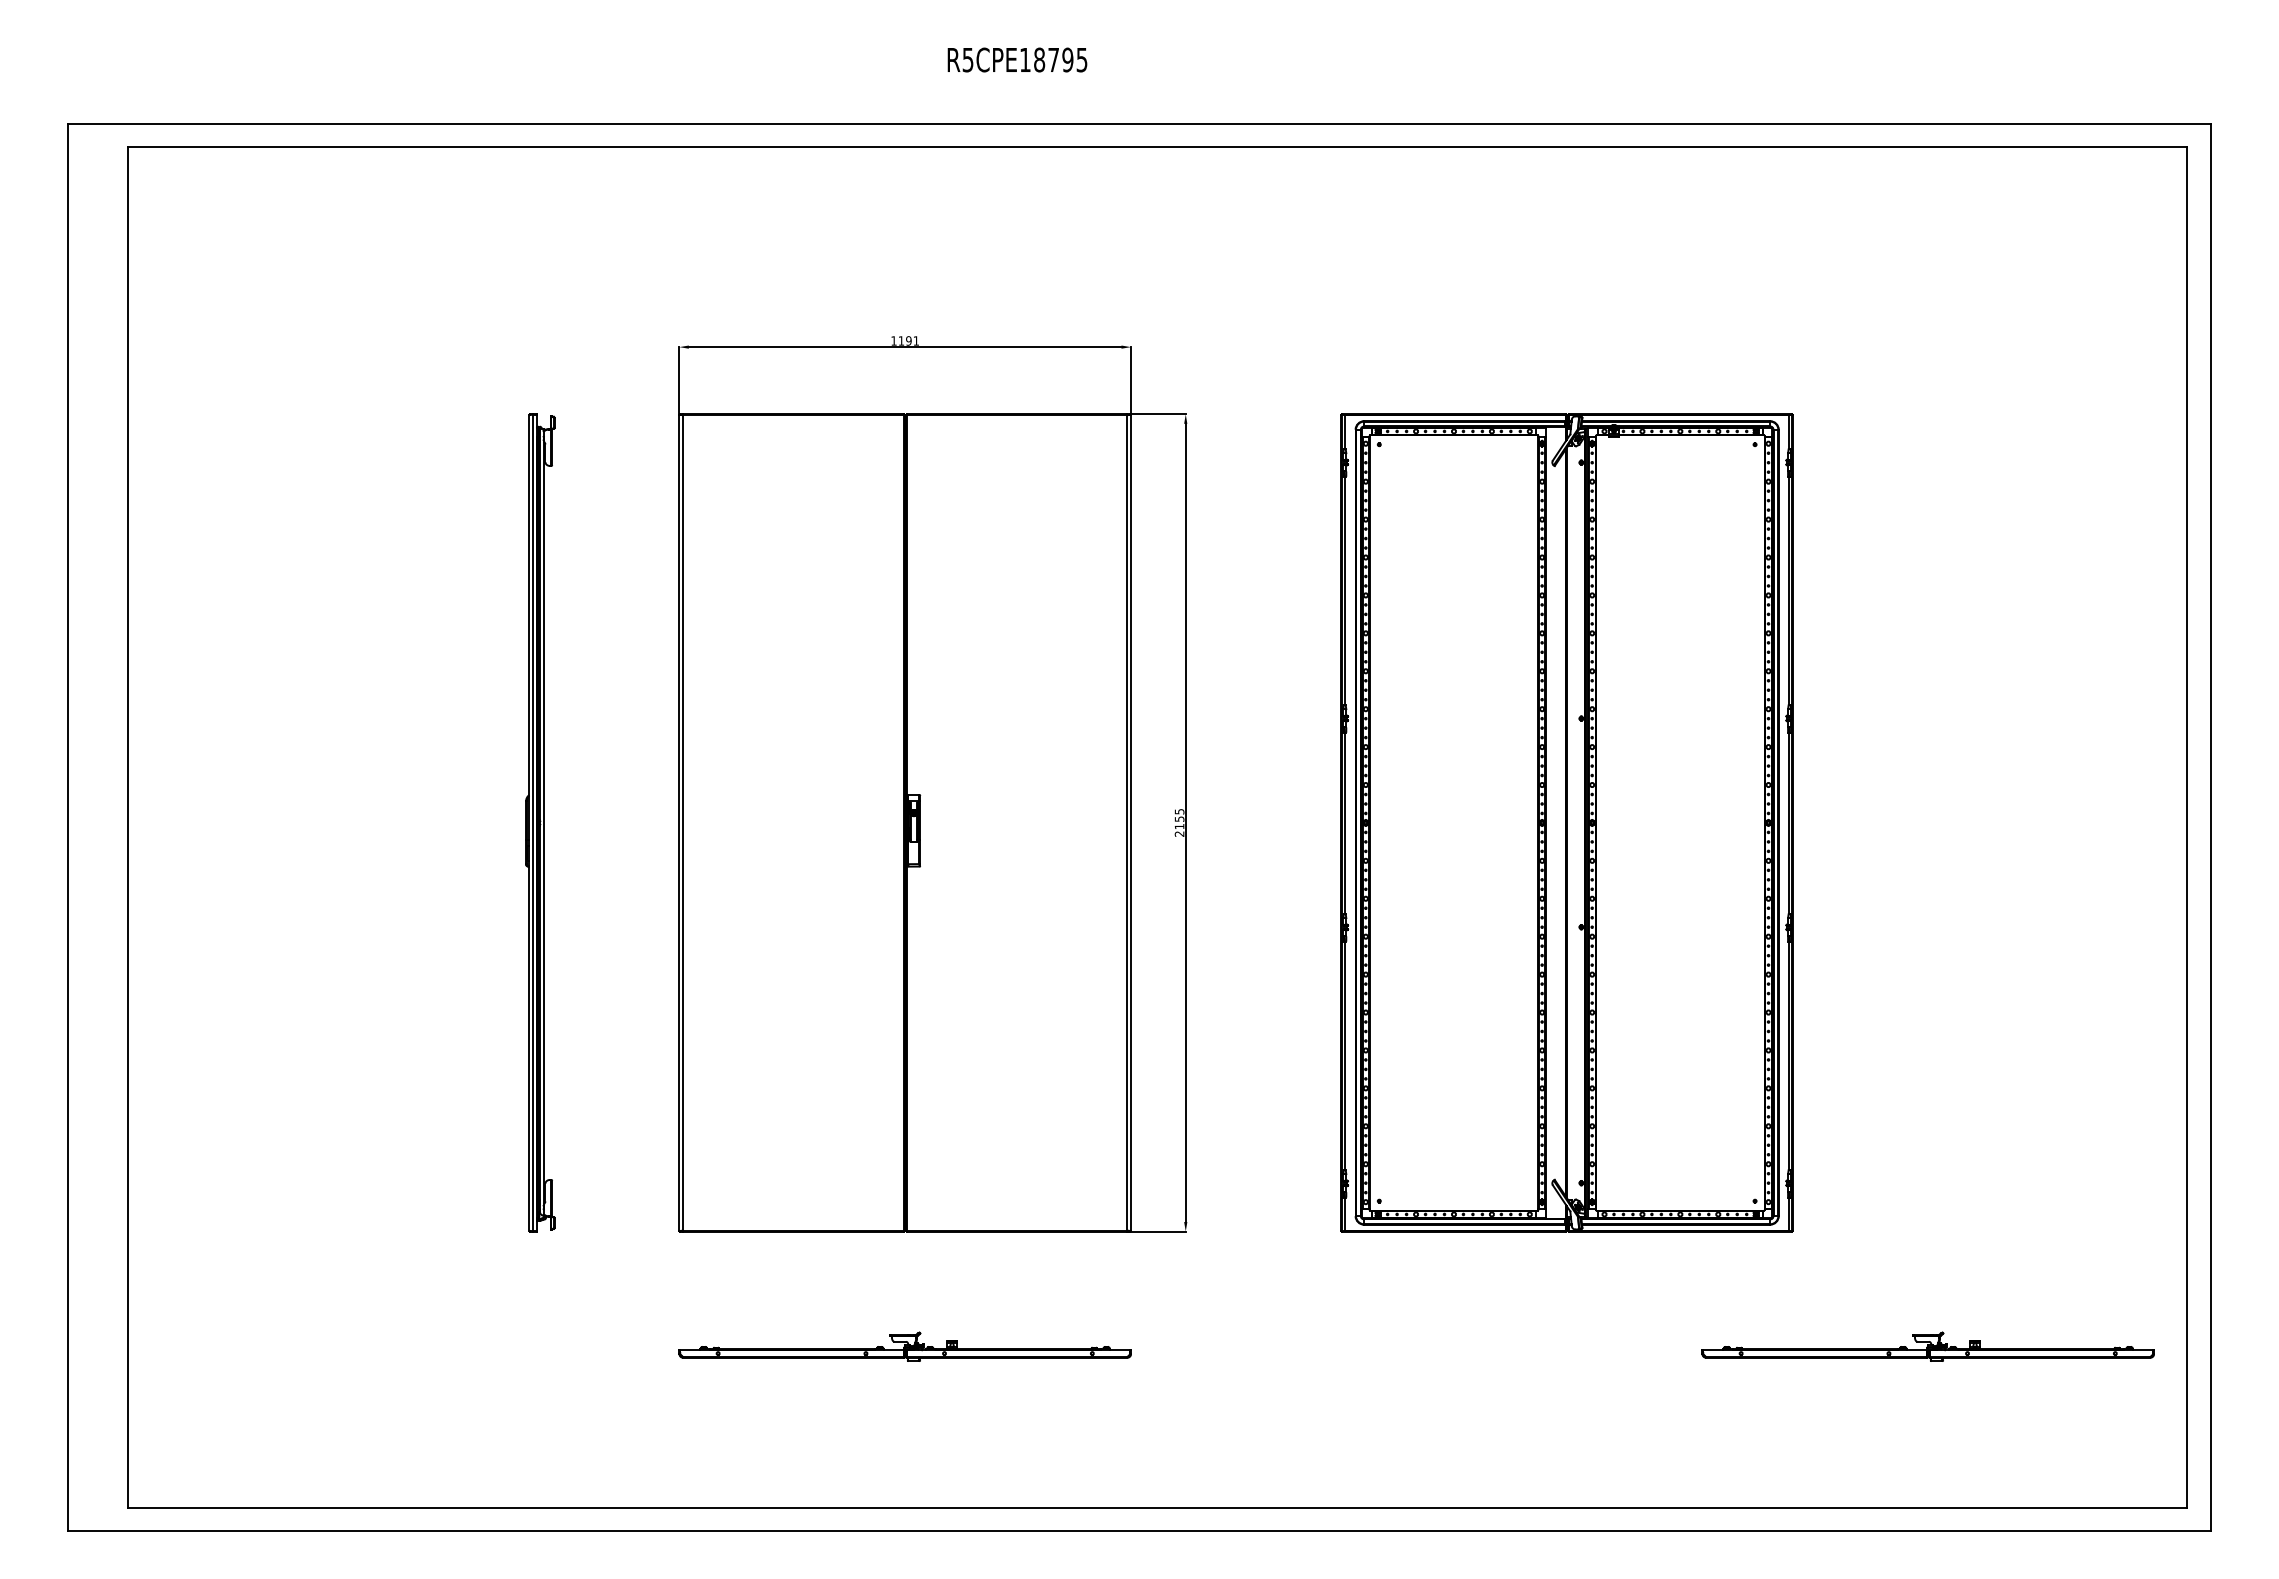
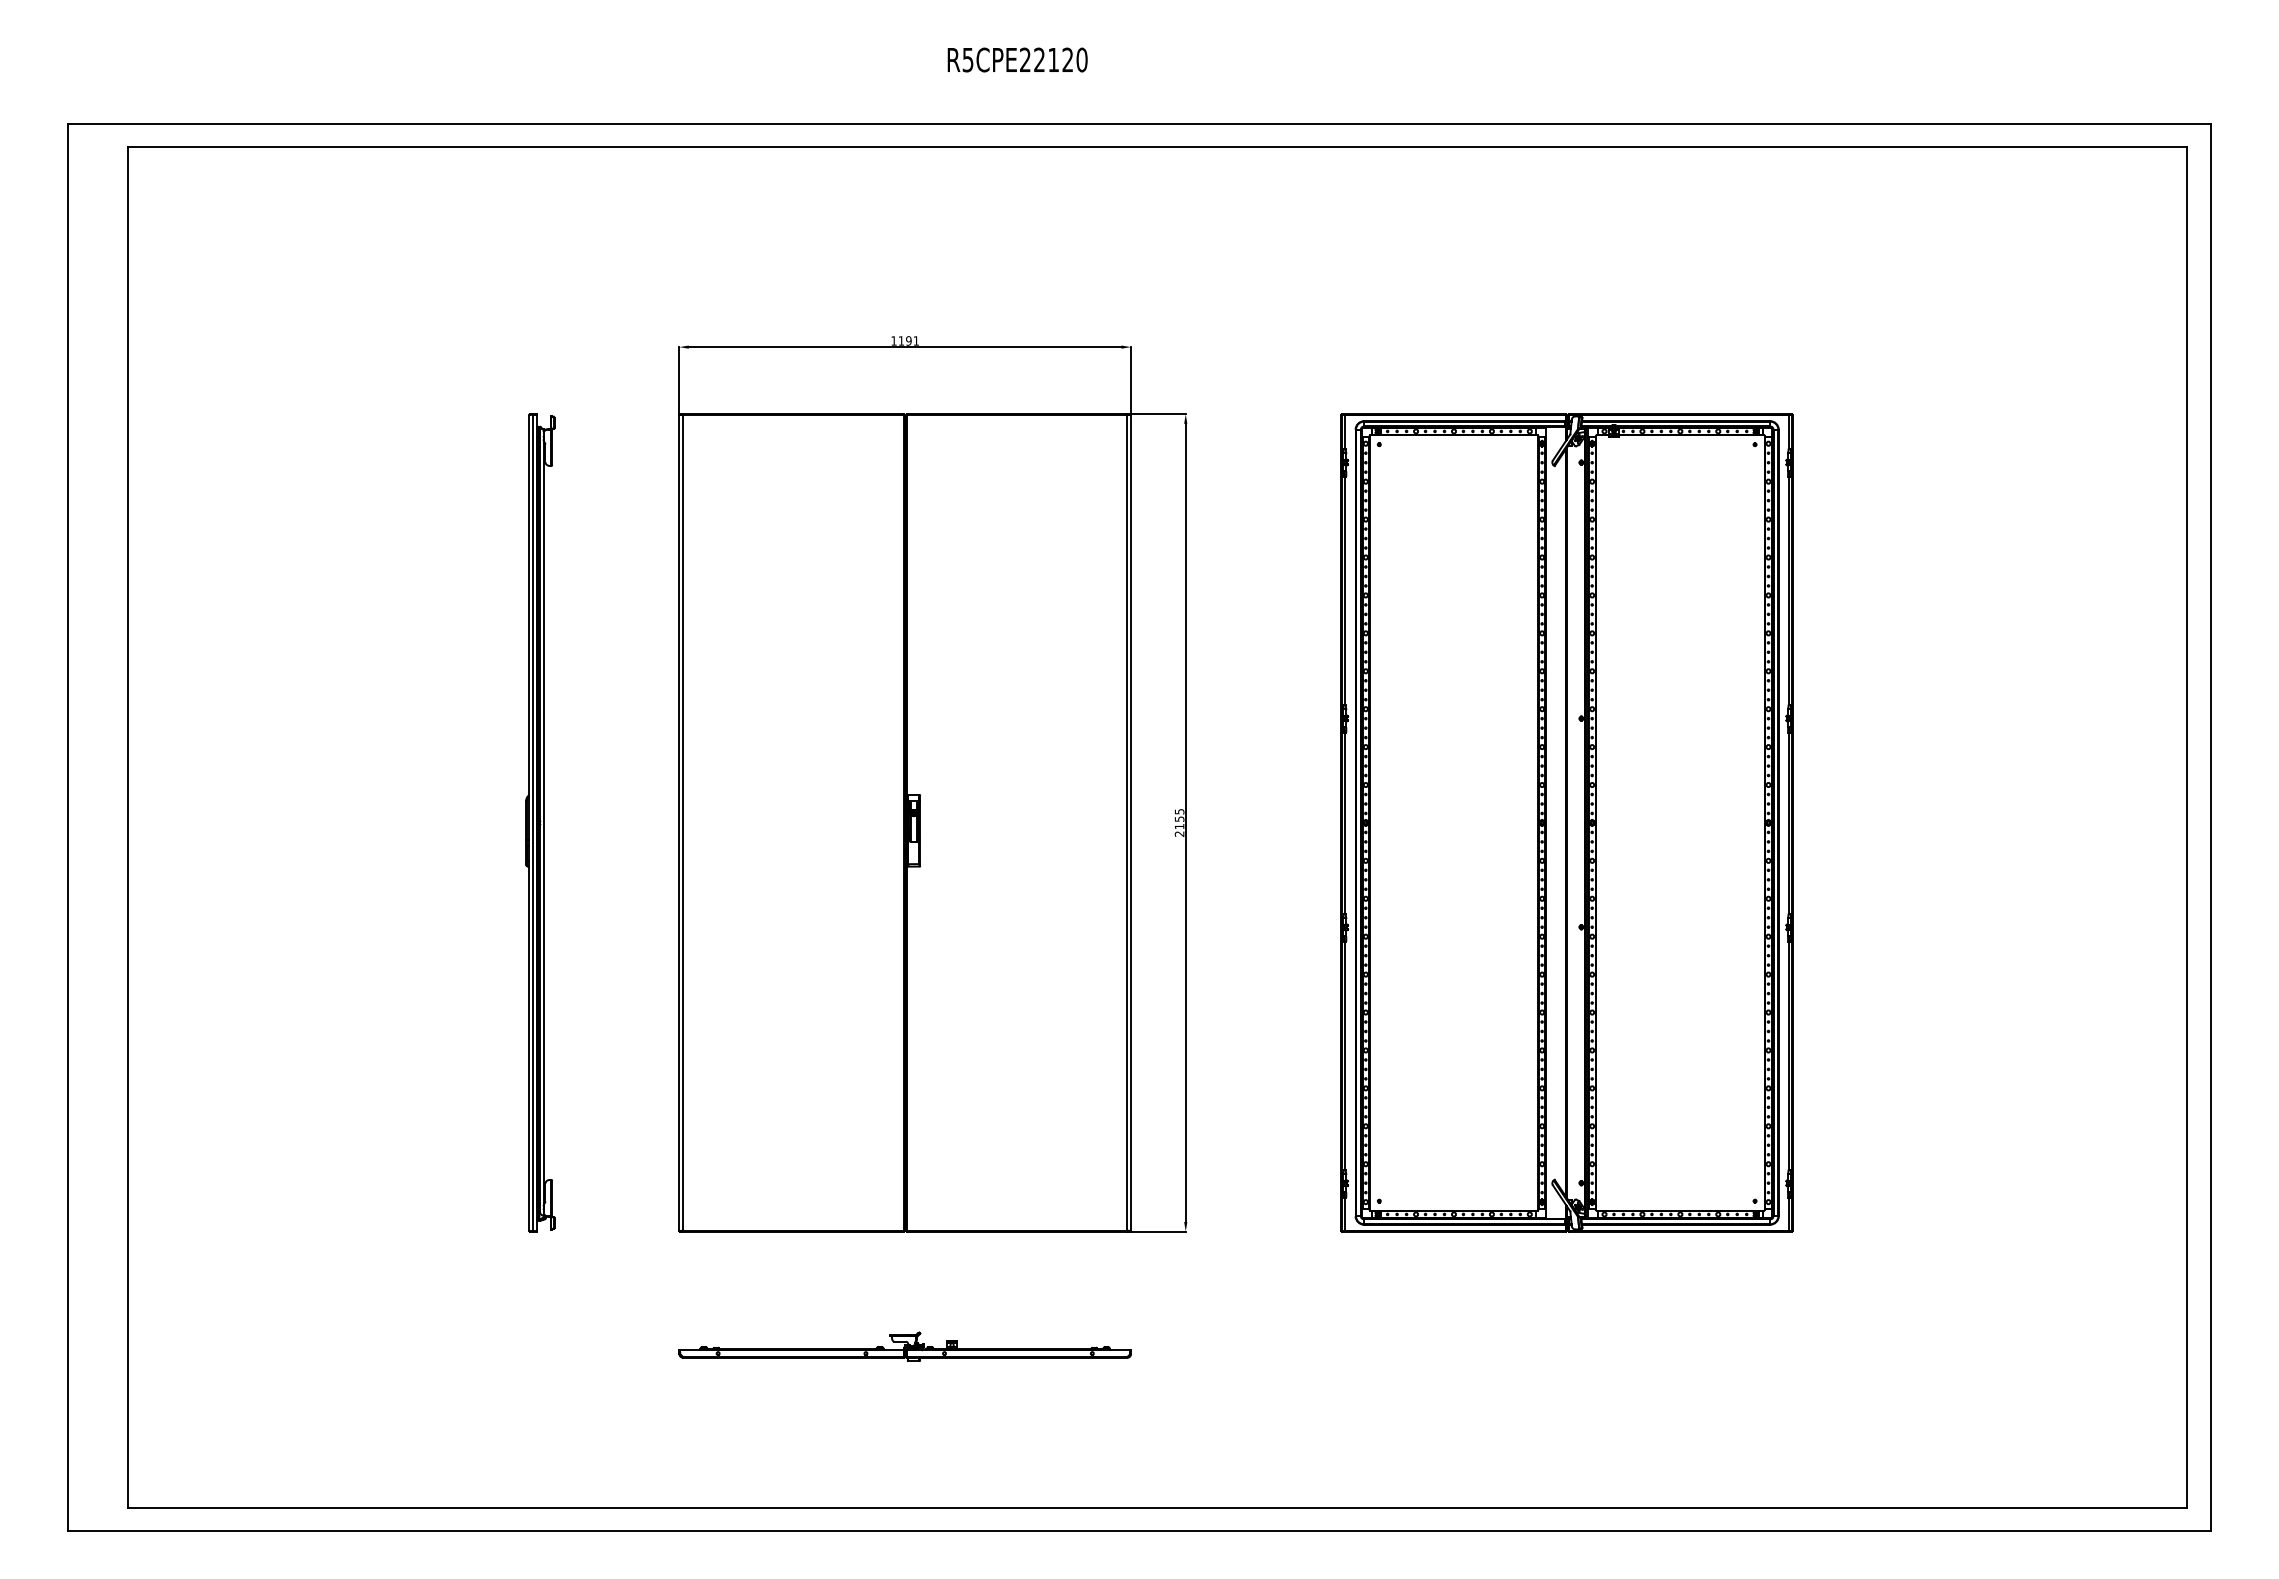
text: R5CPE18795 -> R5CPE22120 (1053, 59)
part: present -> none (1927, 1346)
